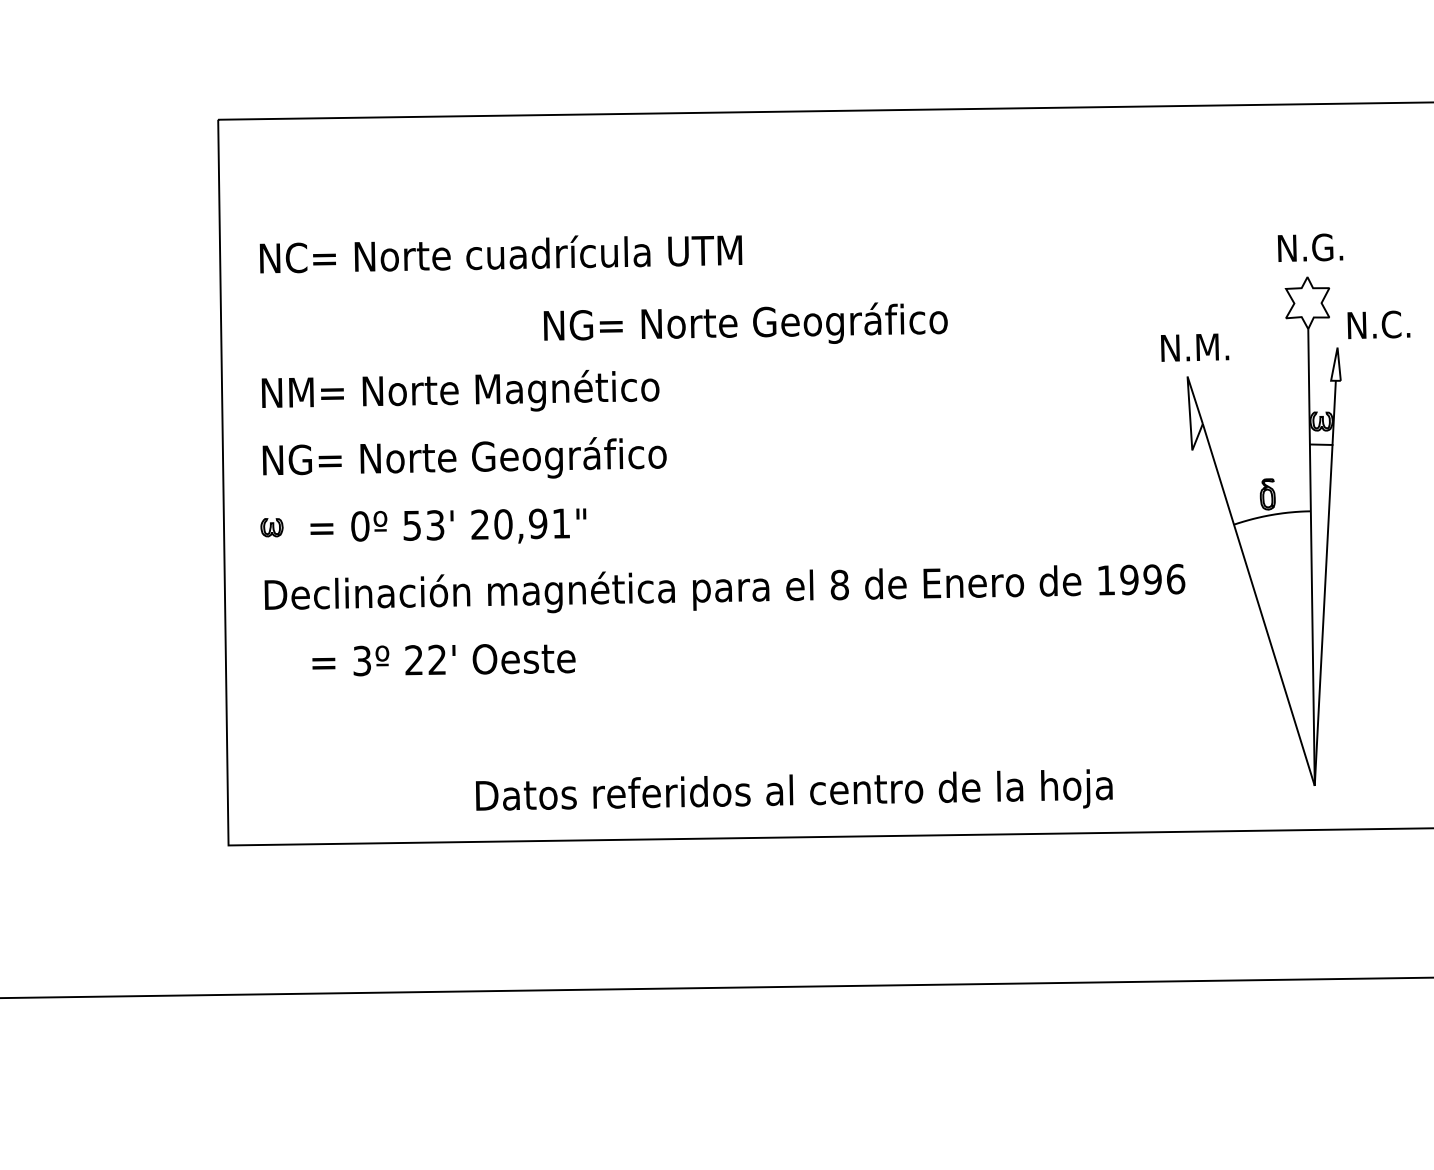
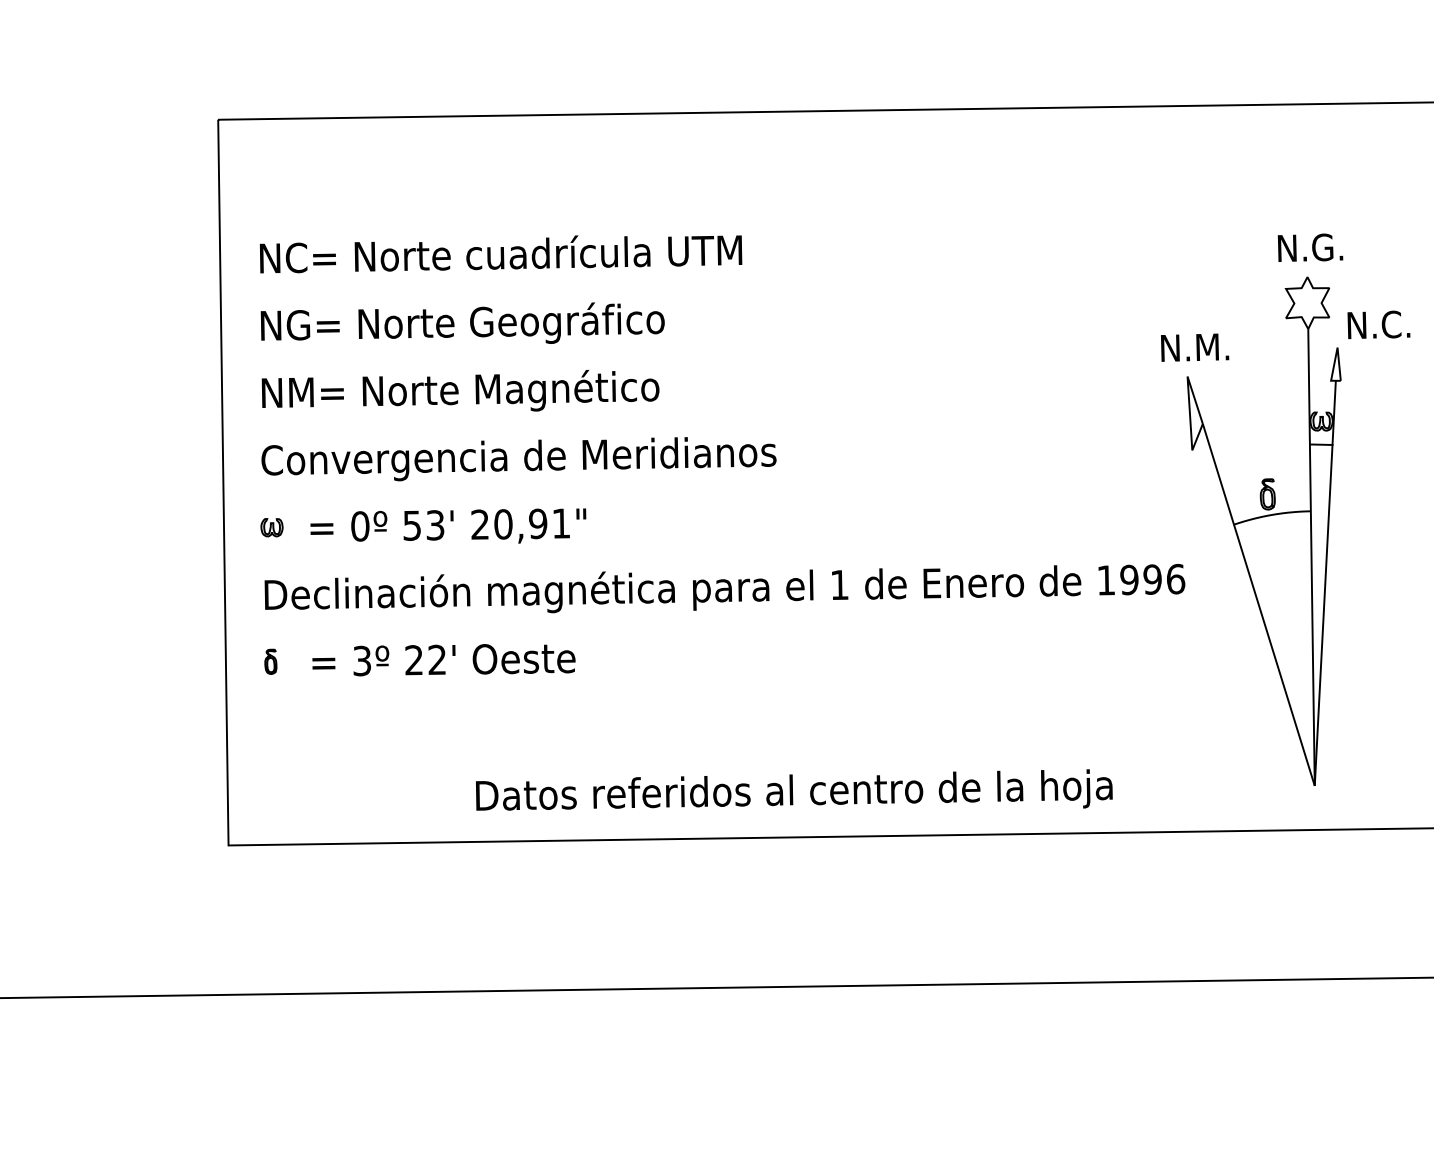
text position: (745, 322) -> (462, 322) (462, 322)
text: NG= Norte Geográfico -> Convergencia de Meridianos (518, 459)
text: 8 -> 1 (839, 584)
part: none -> present (270, 661)
